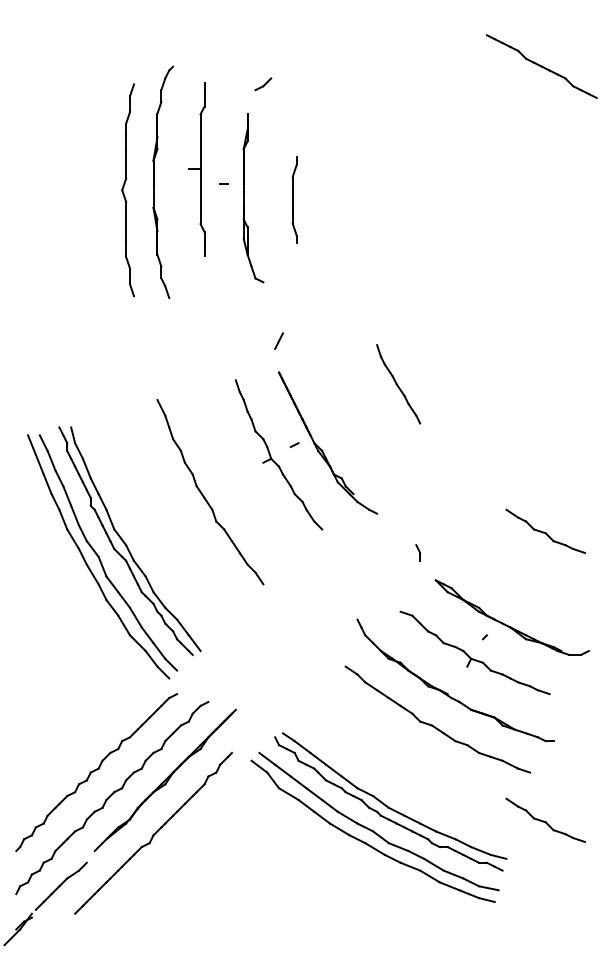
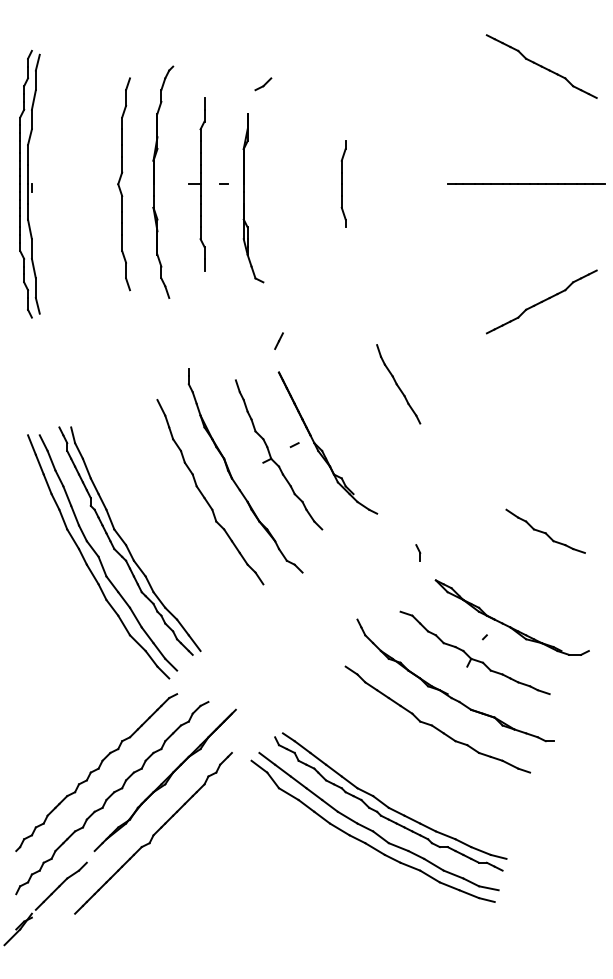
part position: (196, 169) -> (196, 184) (196, 184)
part: none -> present (29, 183)
line: none -> present (526, 183)
part position: (127, 190) -> (123, 184) (123, 184)
part position: (294, 199) -> (343, 183) (343, 183)
part: none -> present (541, 301)
part: none -> present (232, 476)
part: present -> none (545, 819)
